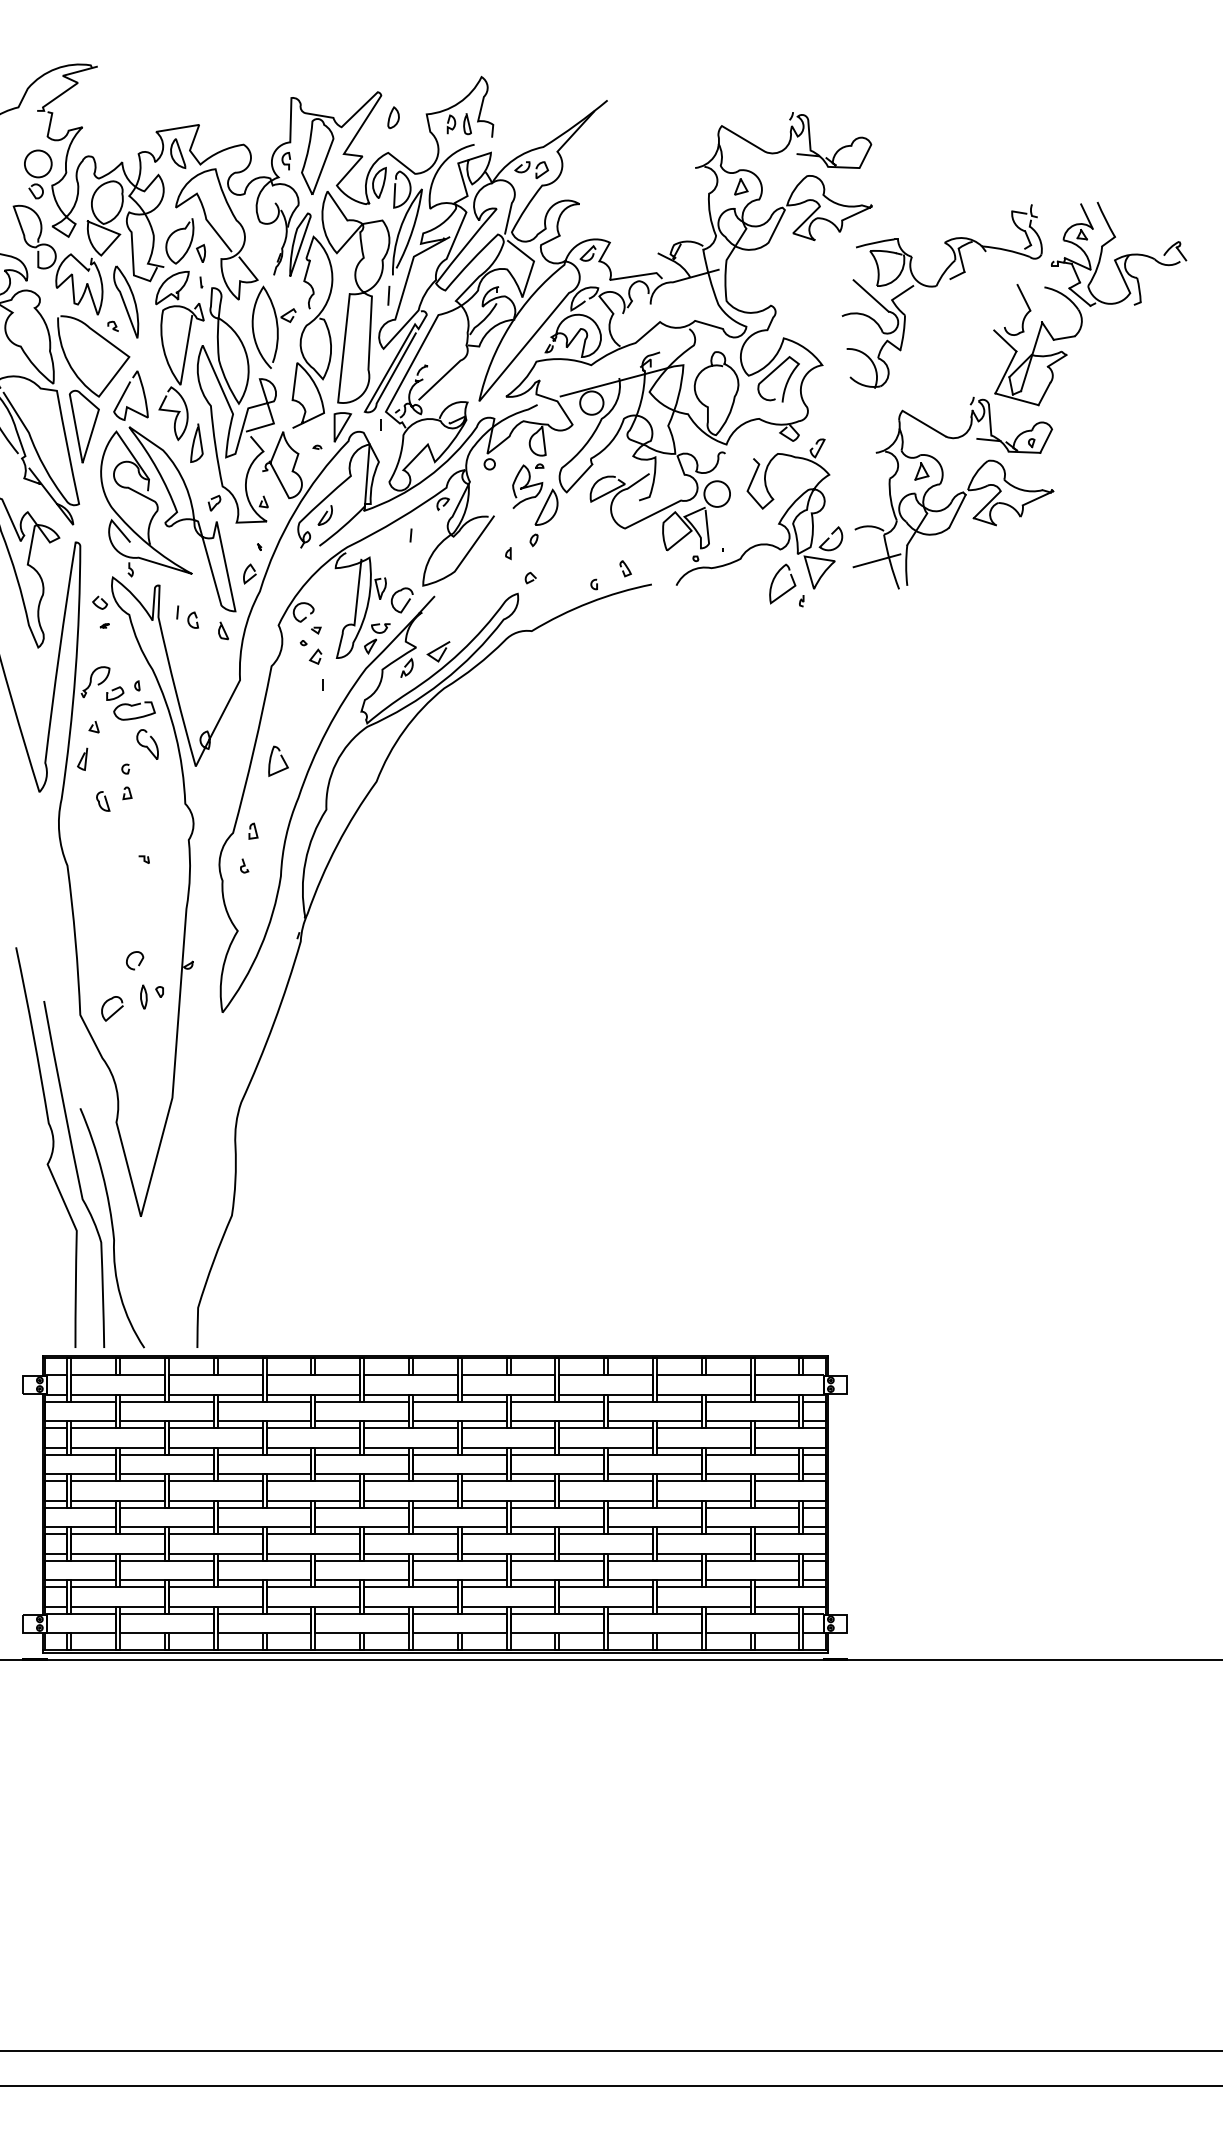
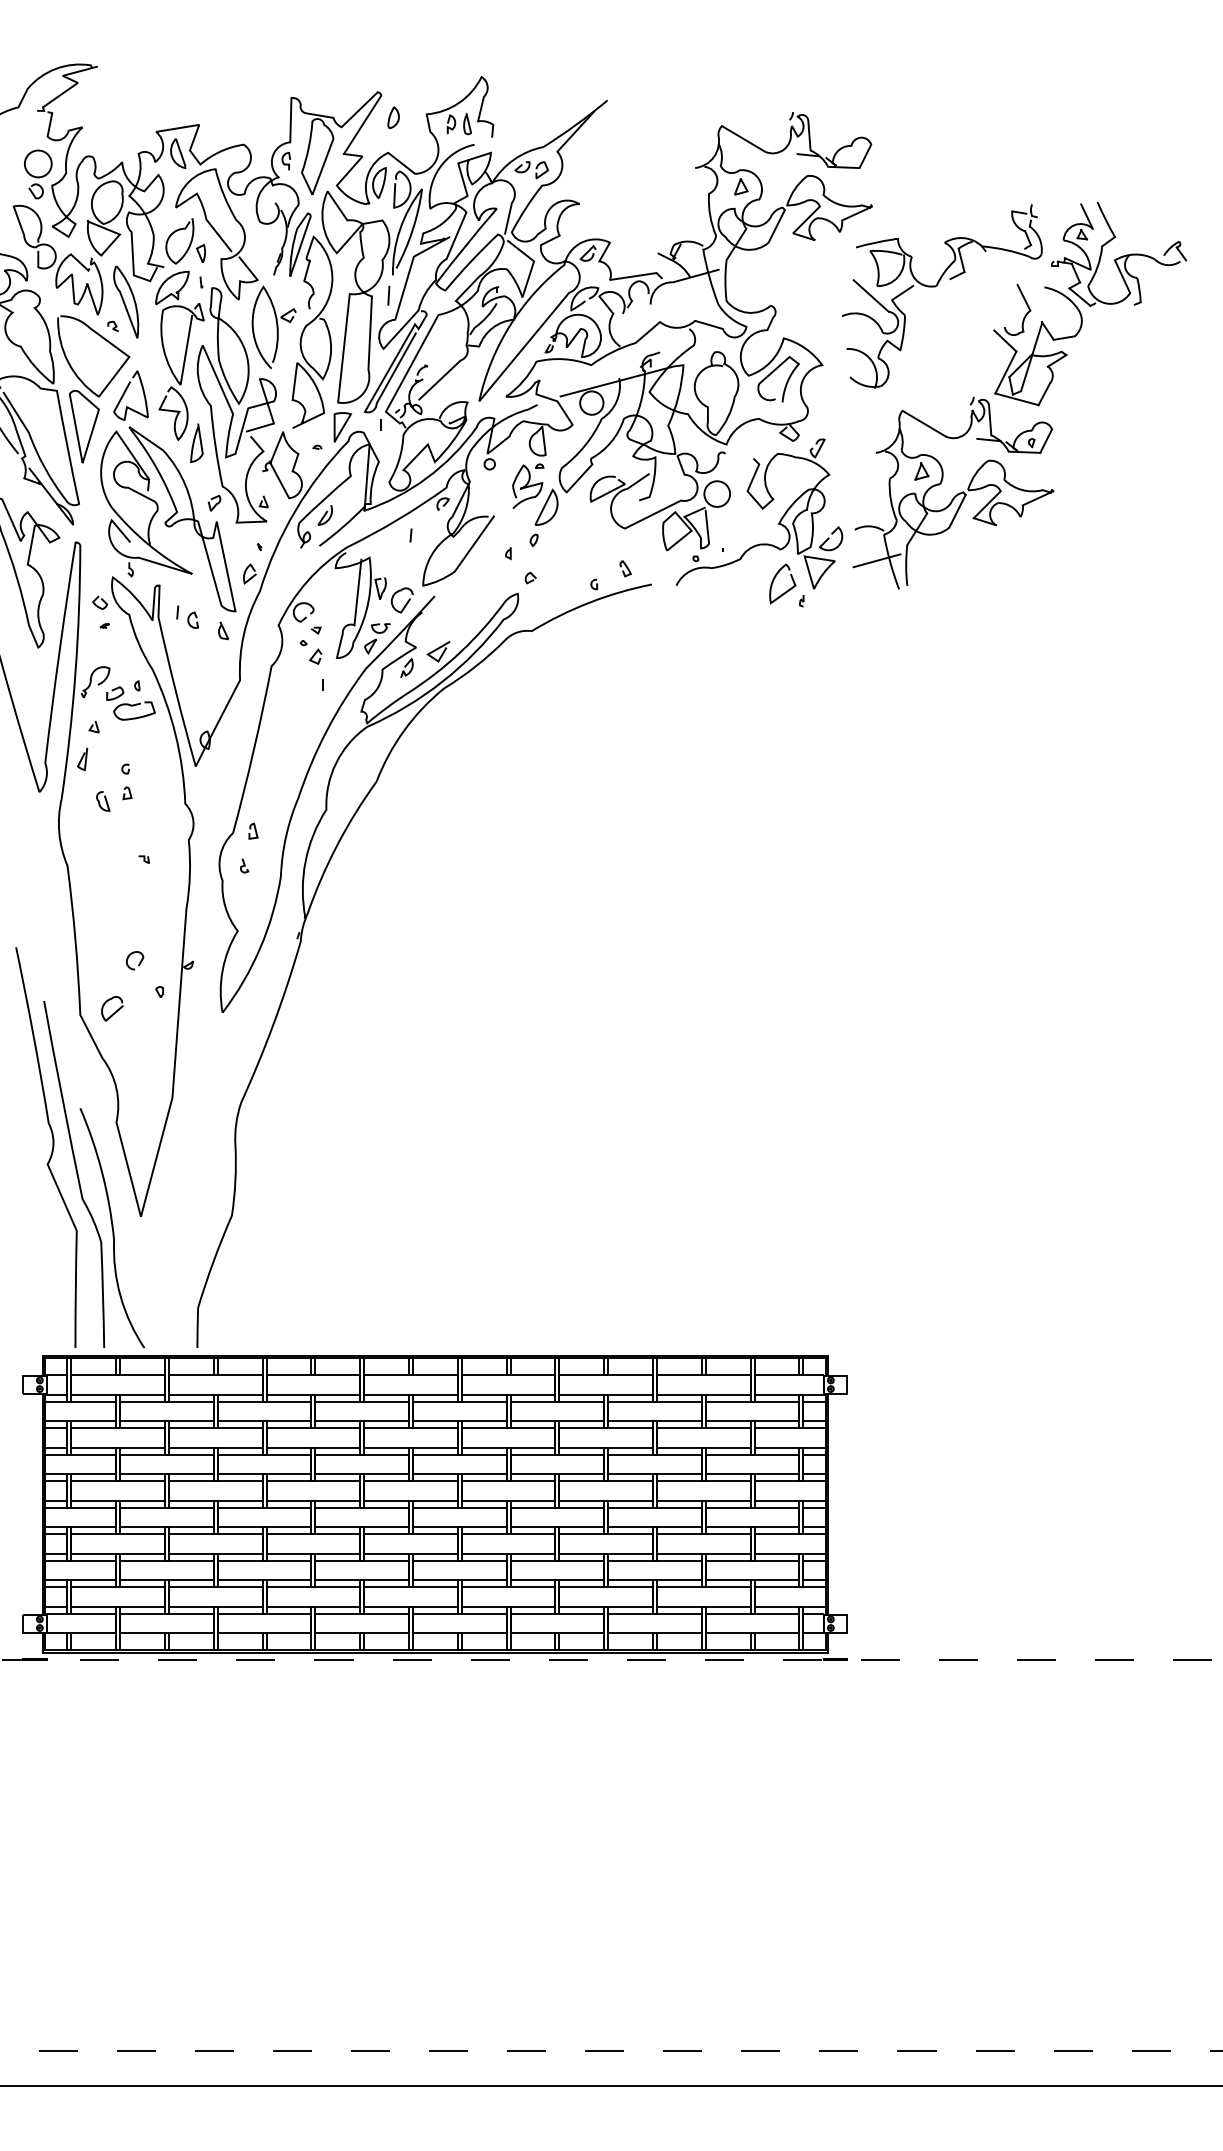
curve: present -> none (146, 745)
curve: present -> none (281, 758)
curve: present -> none (141, 996)
line: solid -> dashed (610, 1660)
line: solid -> dashed (611, 2050)
